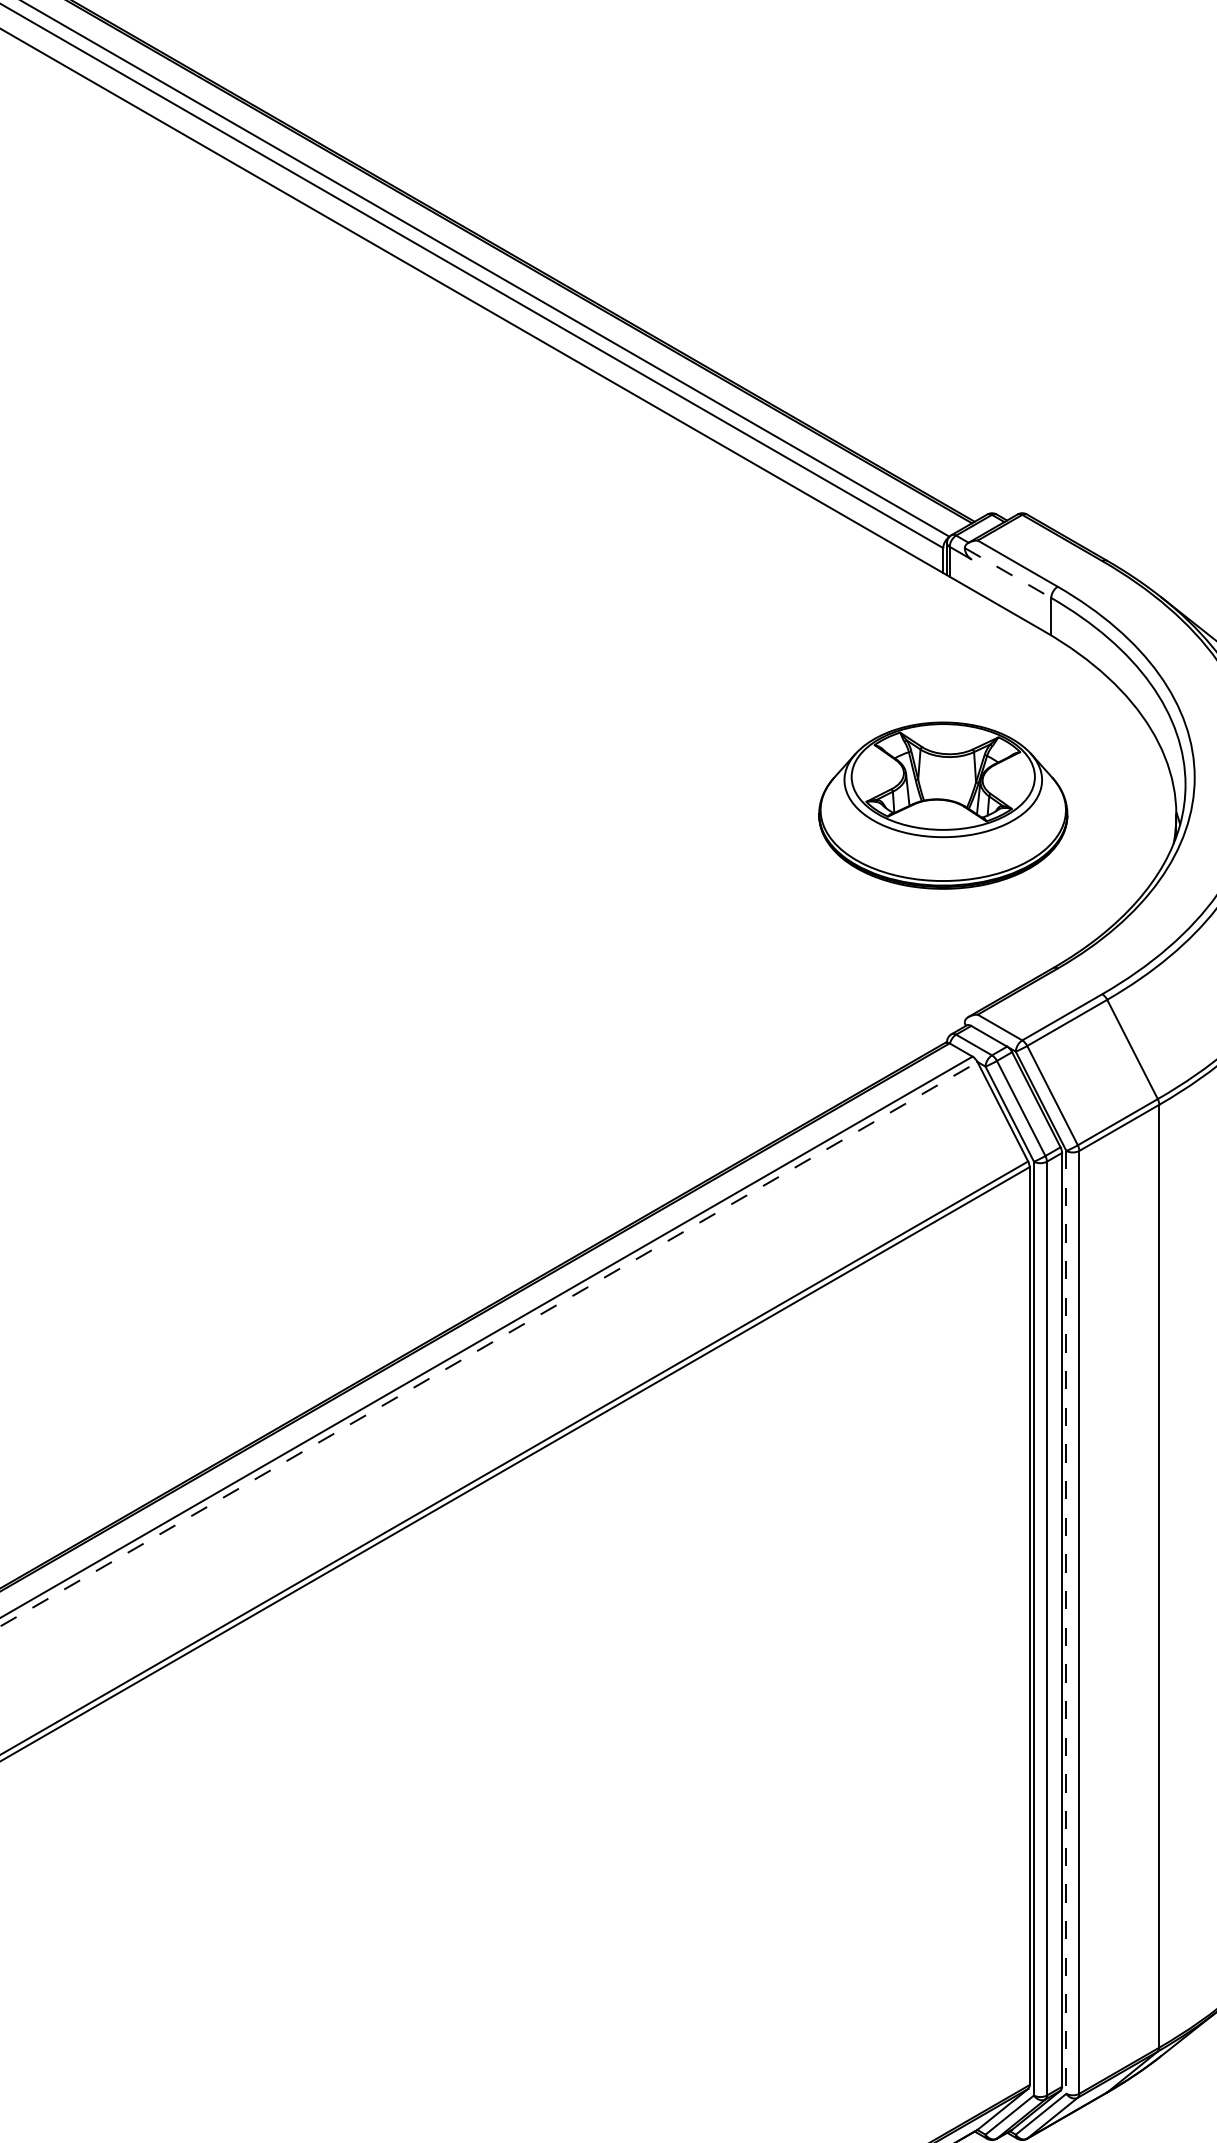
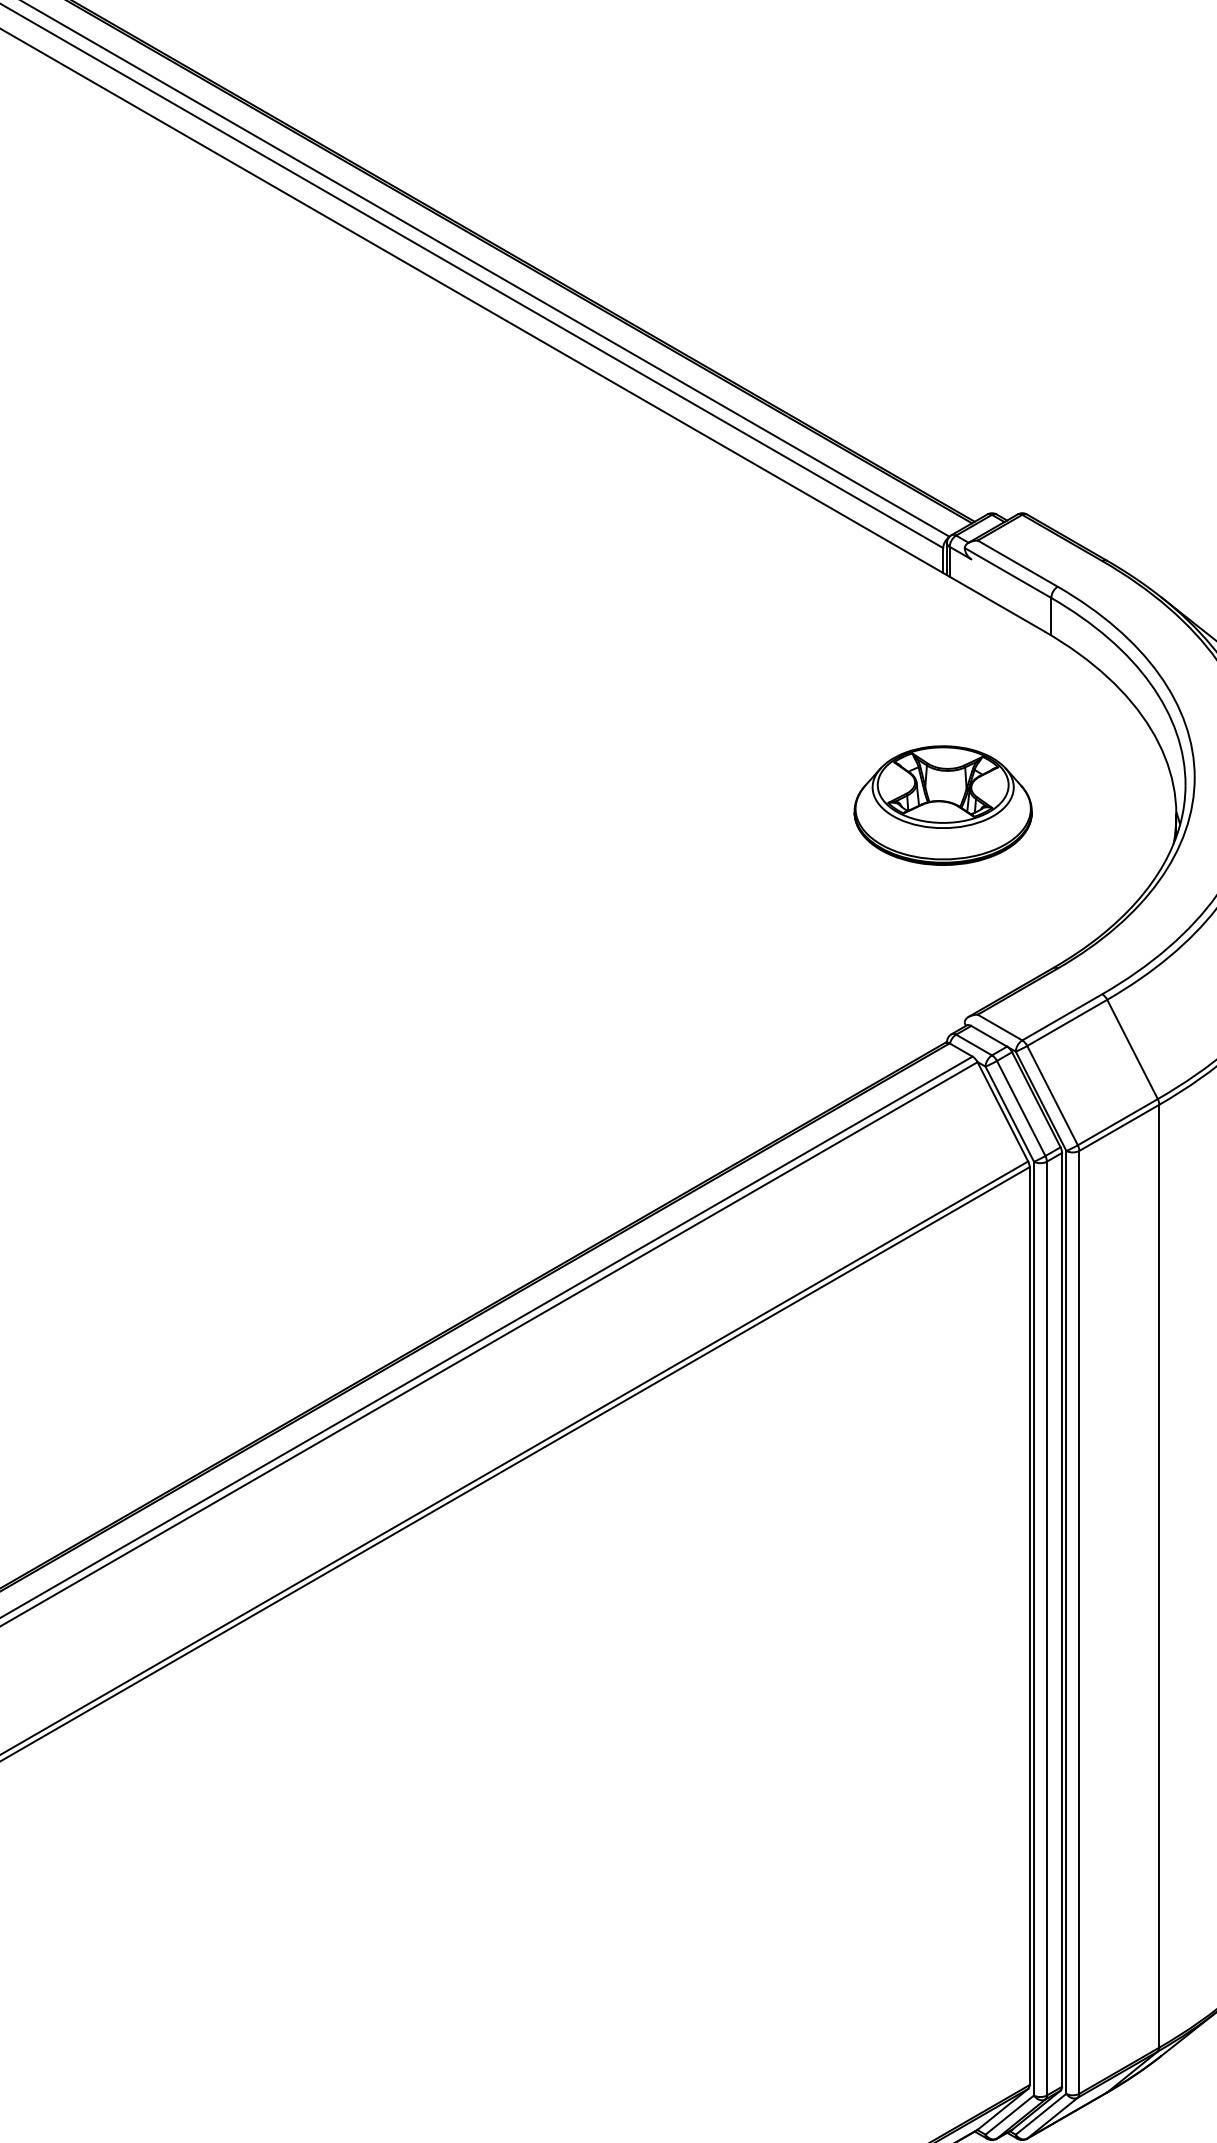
line: dashed -> solid (1008, 573)
part size: 251x169 px -> 180x121 px (942, 805)
line: dashed -> solid (489, 1344)
line: dashed -> solid (1066, 1622)
